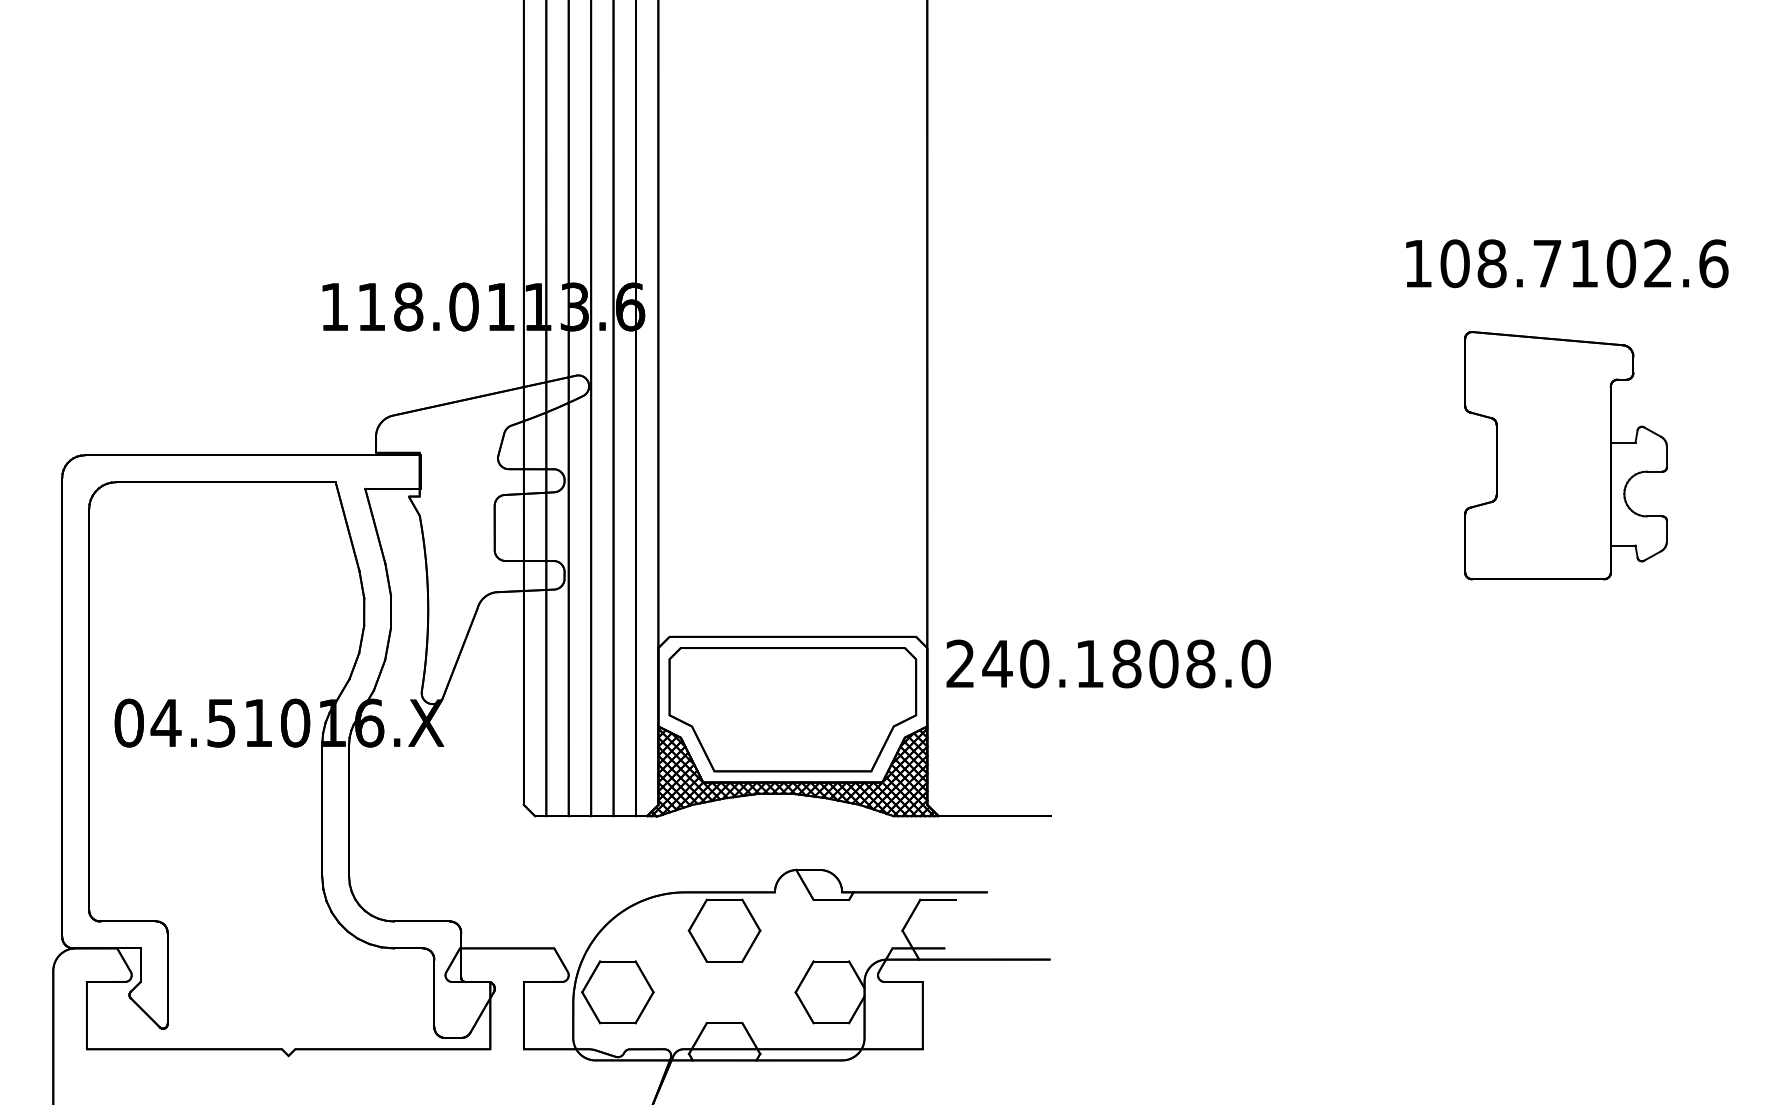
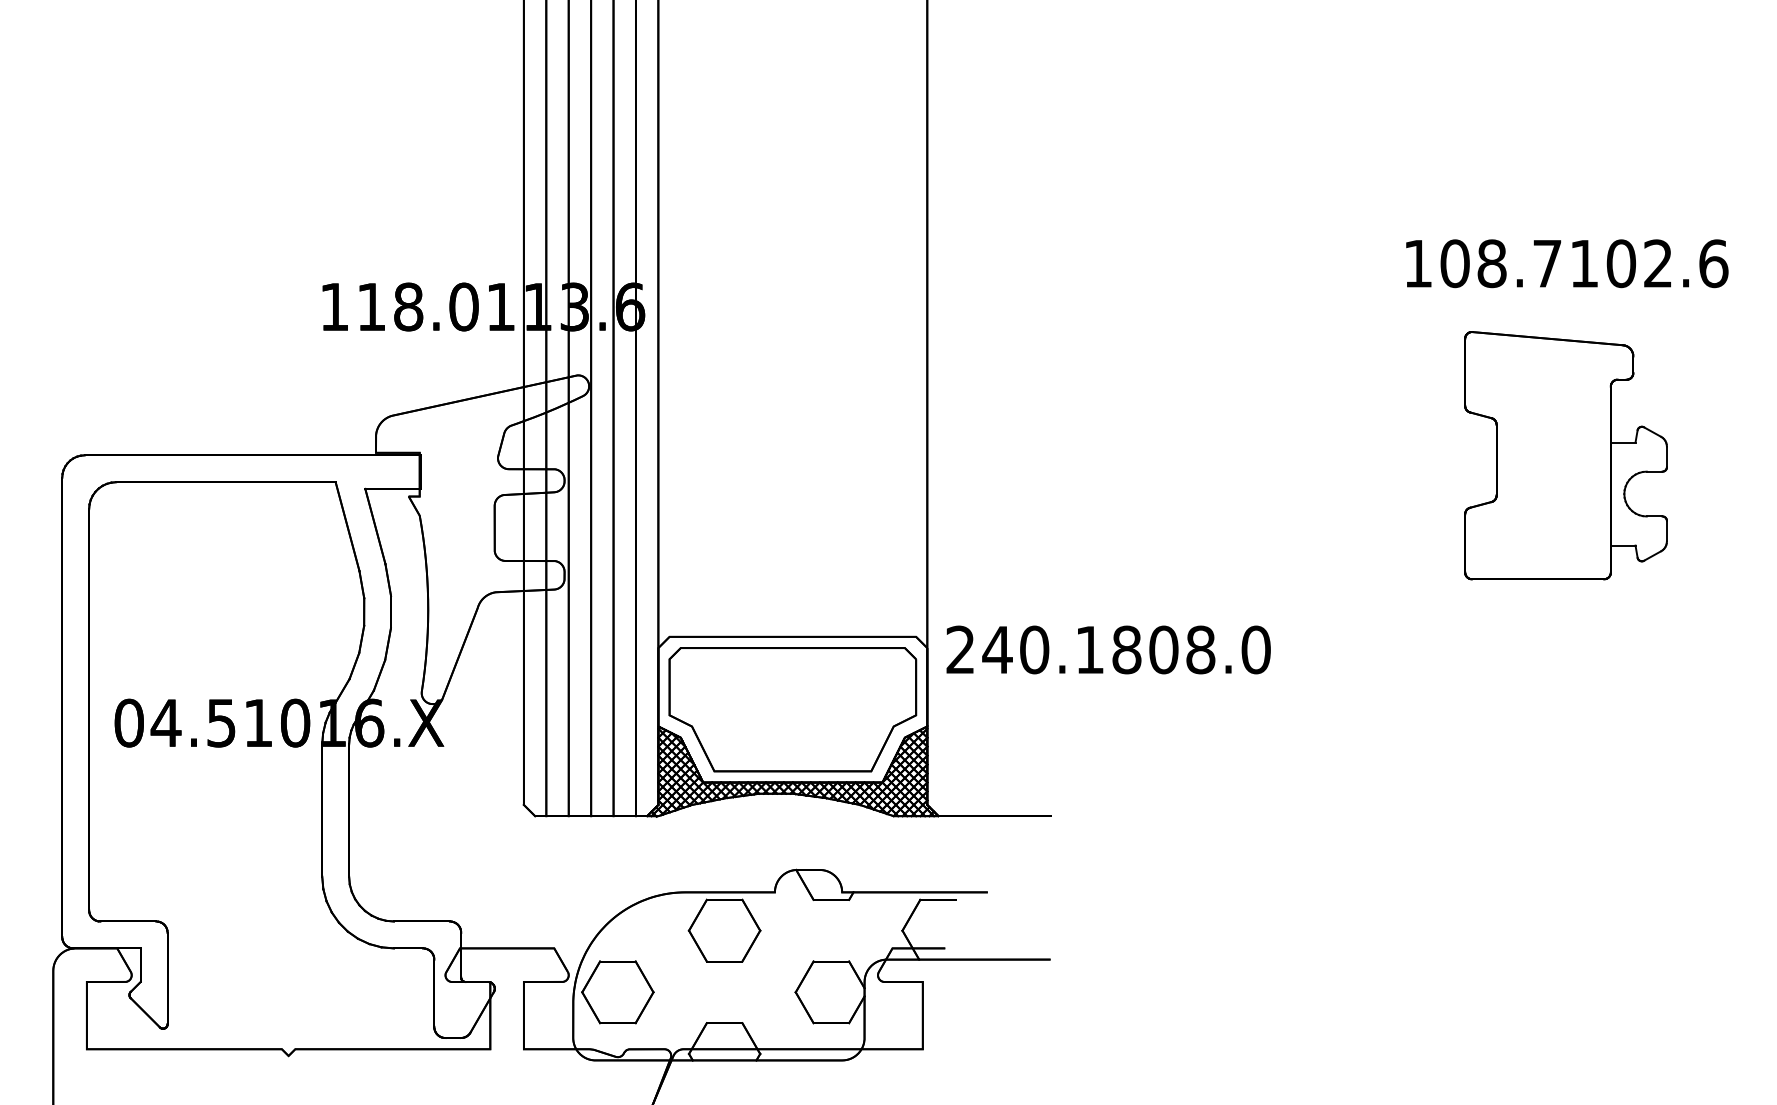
text position: (1108, 663) -> (1108, 649) (1108, 649)
